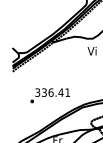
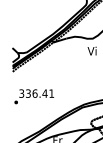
text position: (49, 95) -> (33, 96) (33, 96)
